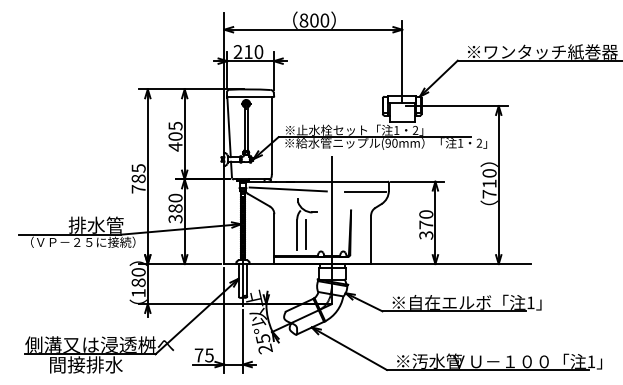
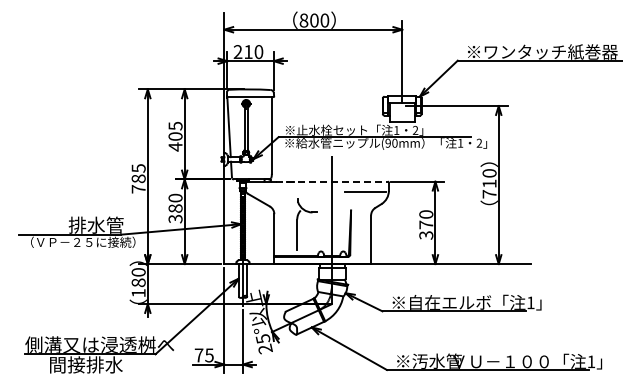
line: solid -> dashed (332, 181)
line: present -> none (287, 189)
line: present -> none (306, 234)
